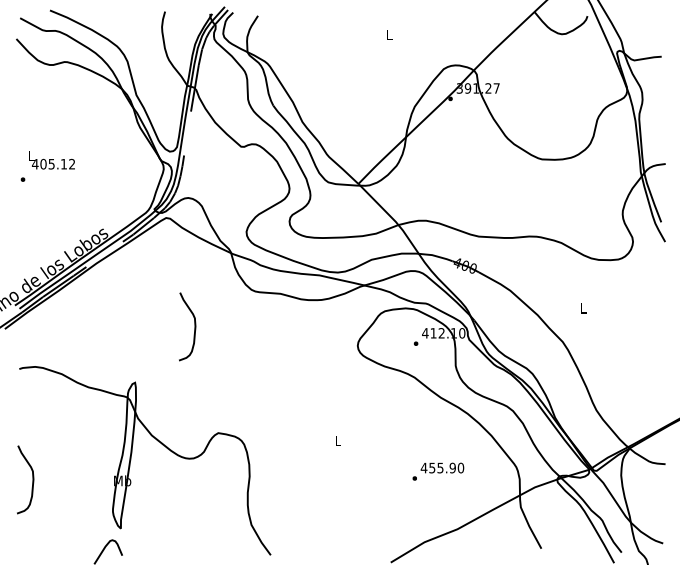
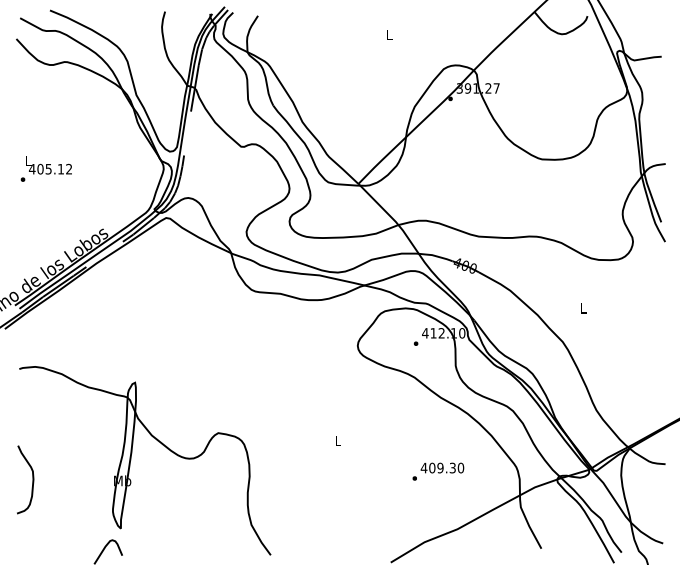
text position: (51, 160) -> (48, 165) (48, 165)
curve: present -> none (194, 326)
text: 455.90 -> 409.30 (442, 467)
